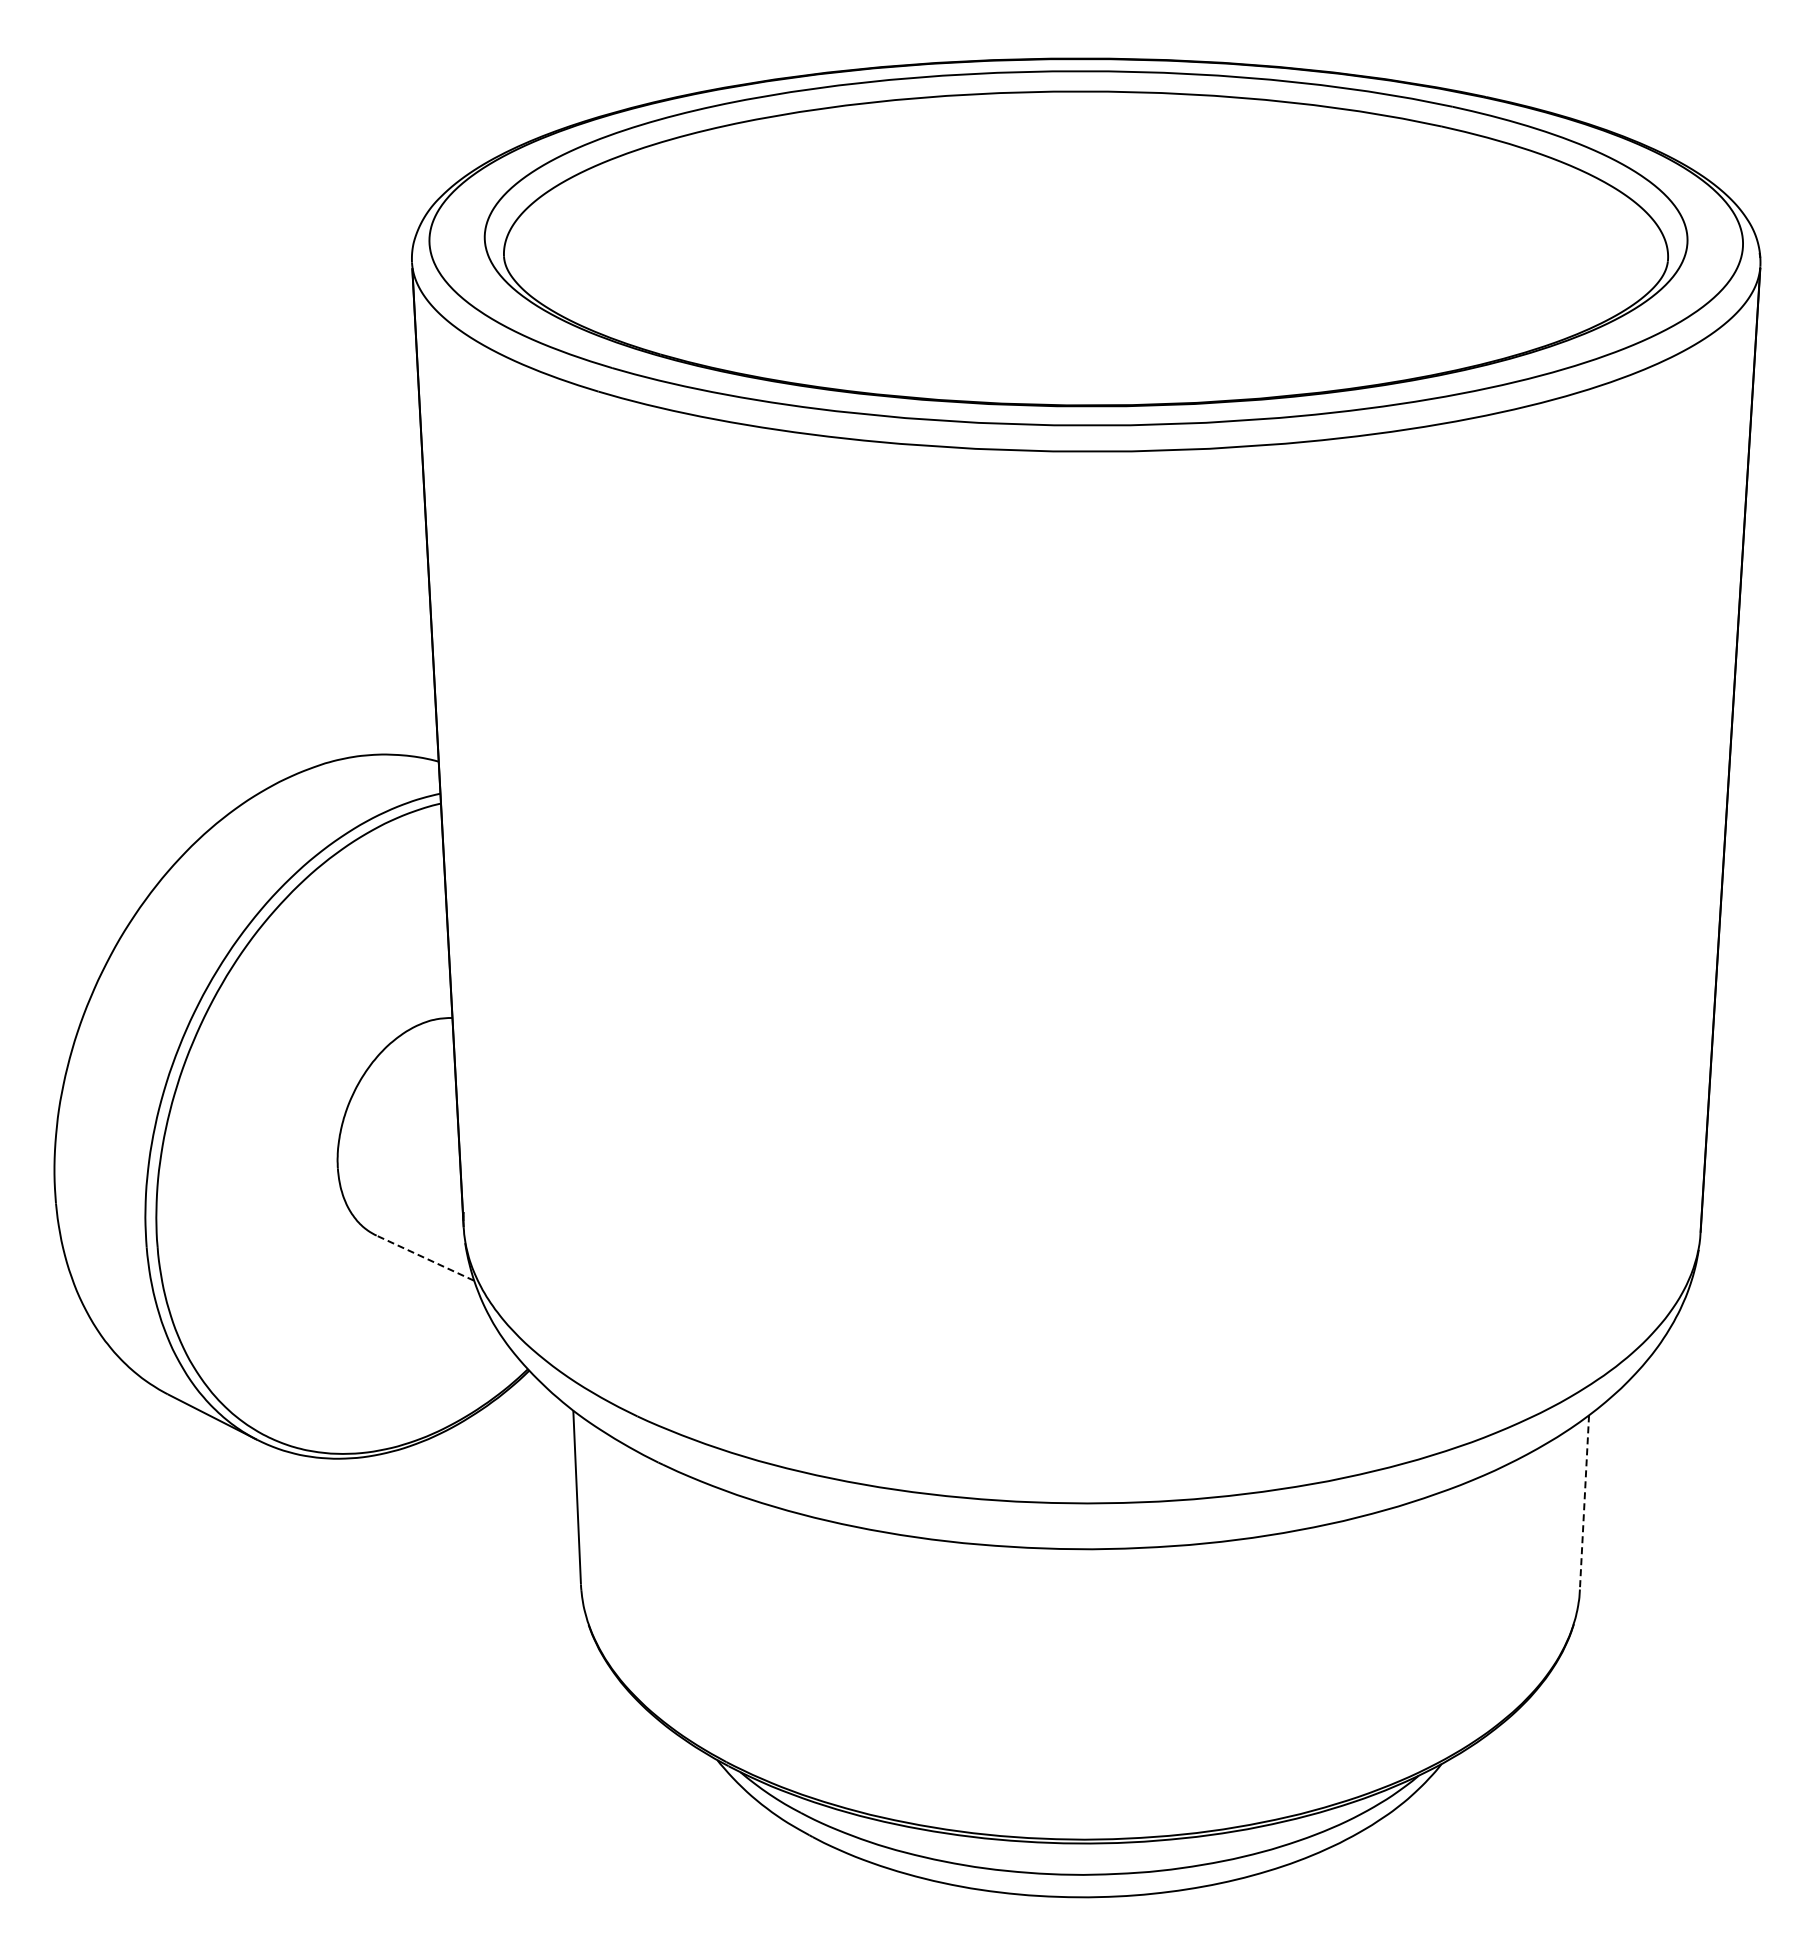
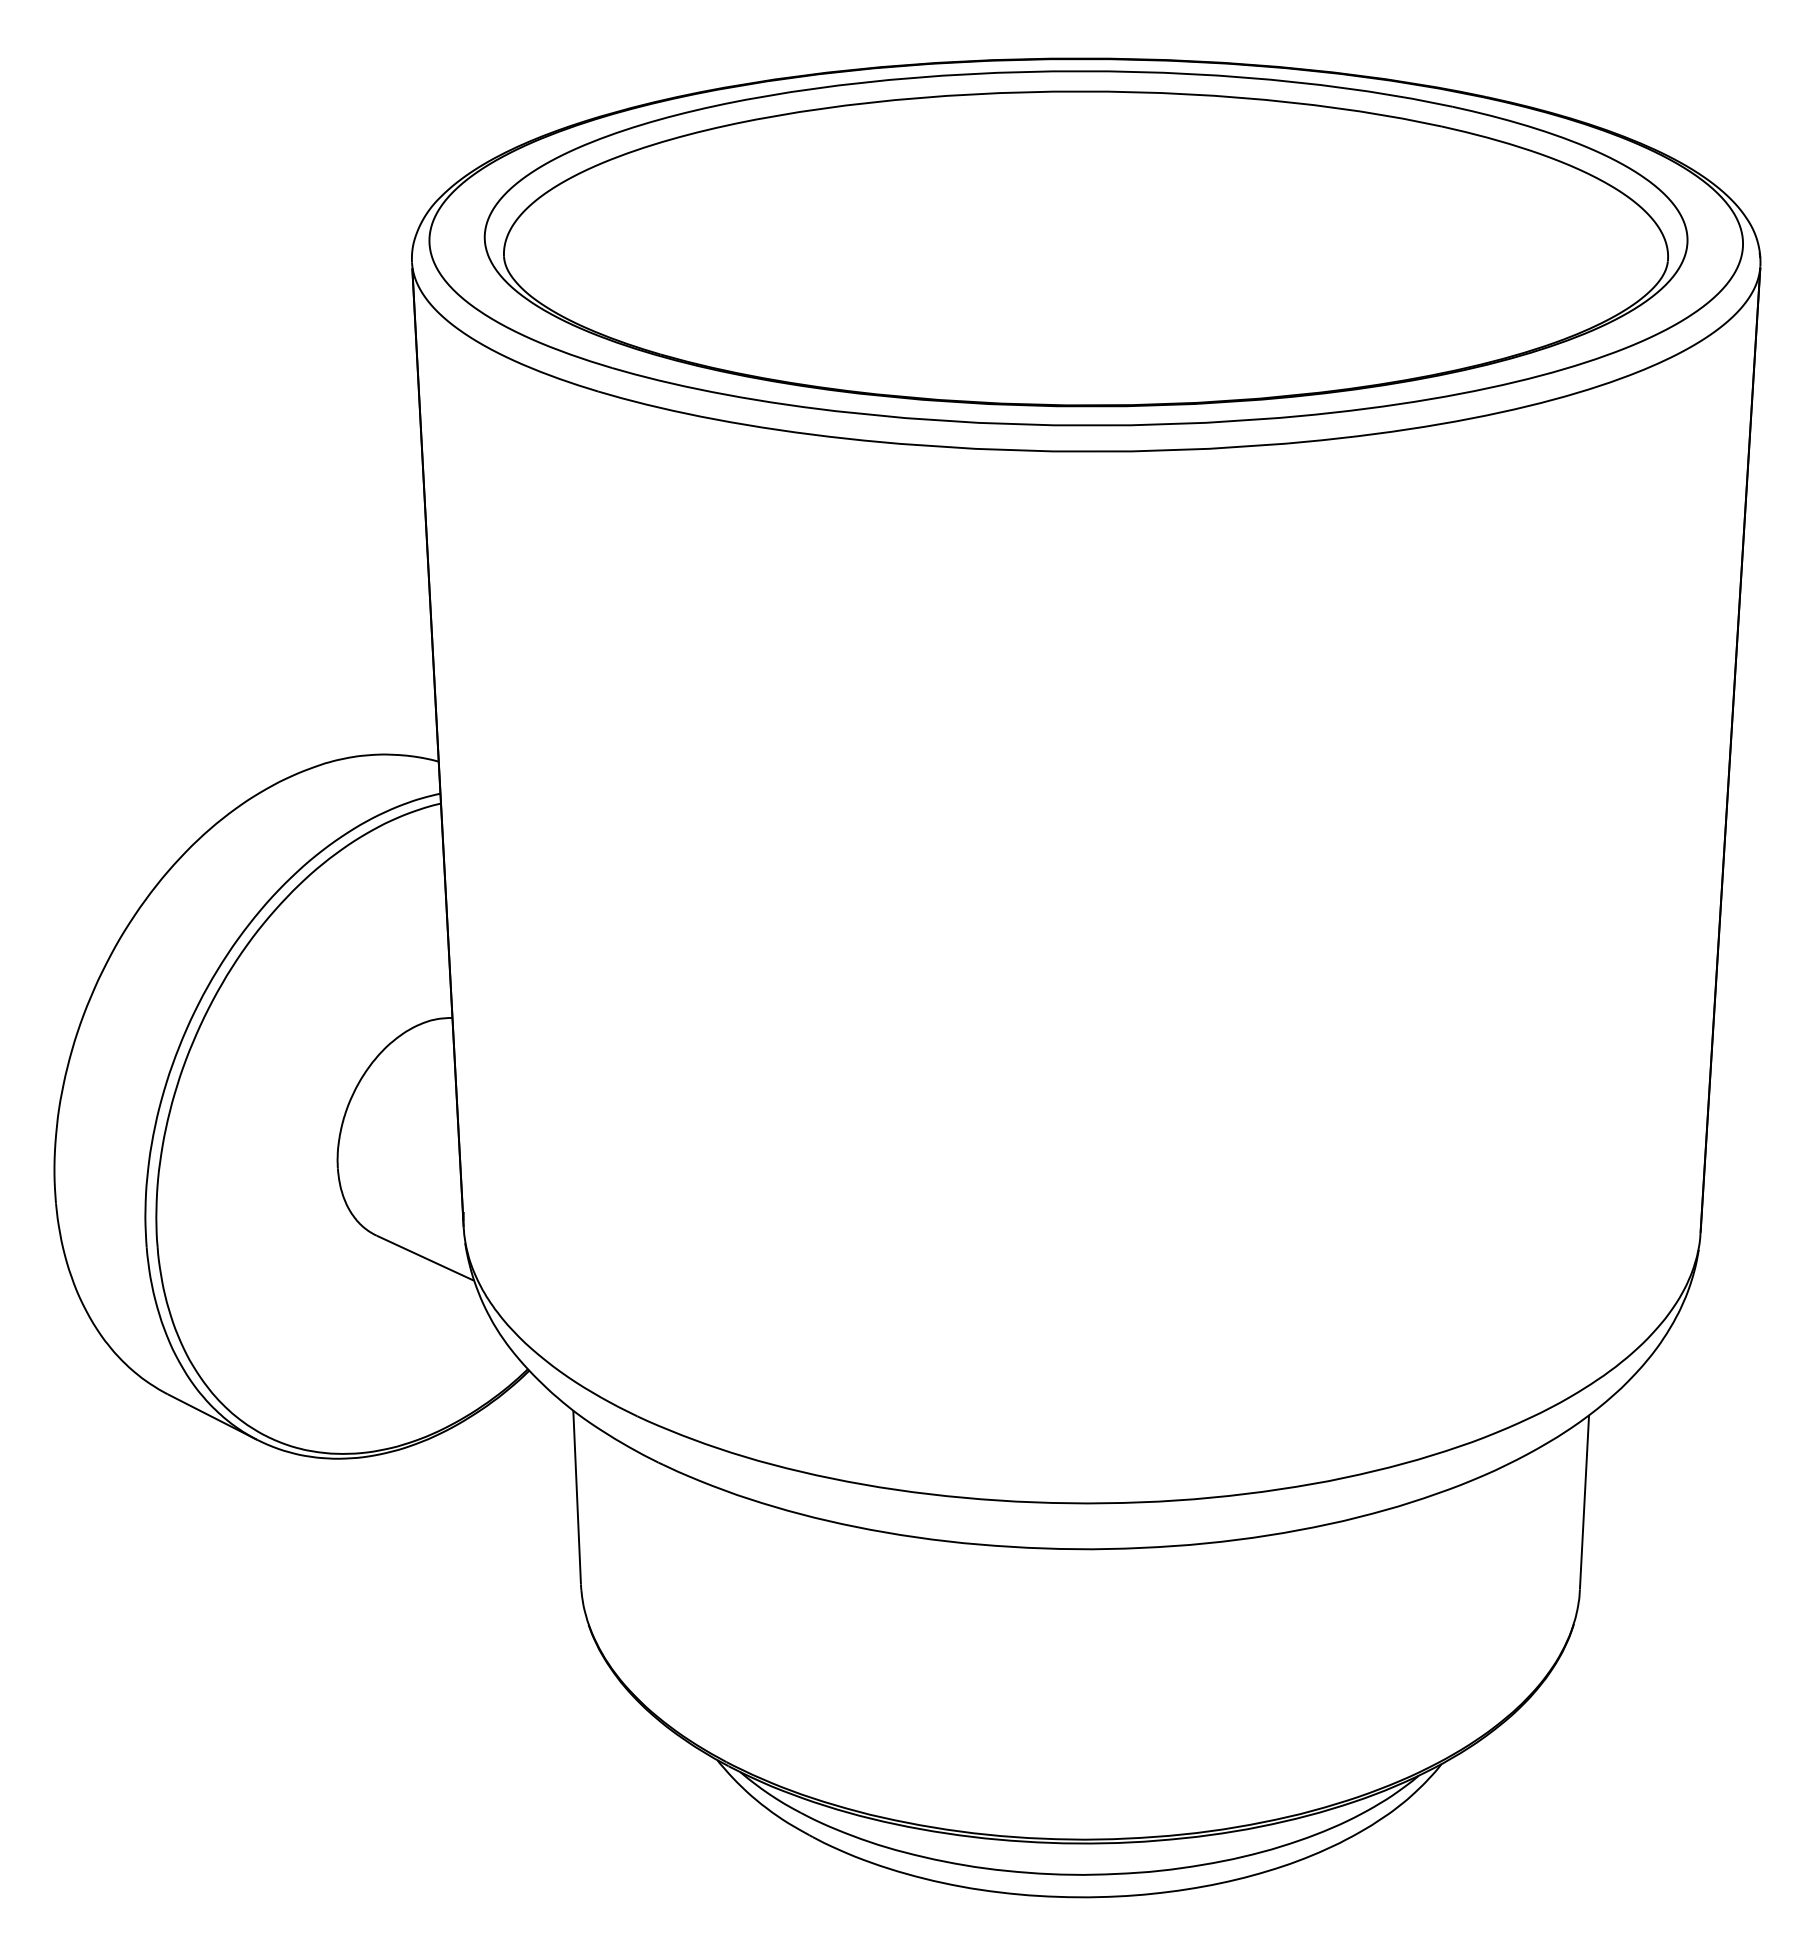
line: dashed -> solid (425, 1258)
line: dashed -> solid (1584, 1502)
